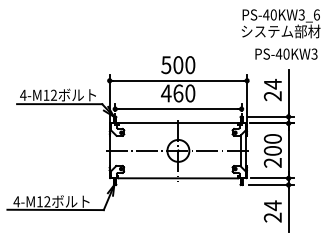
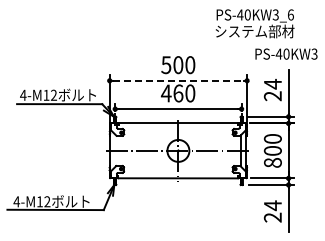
text position: (281, 23) -> (255, 23) (255, 23)
line: solid -> dashed (178, 80)
text: 200 -> 800 (272, 162)
